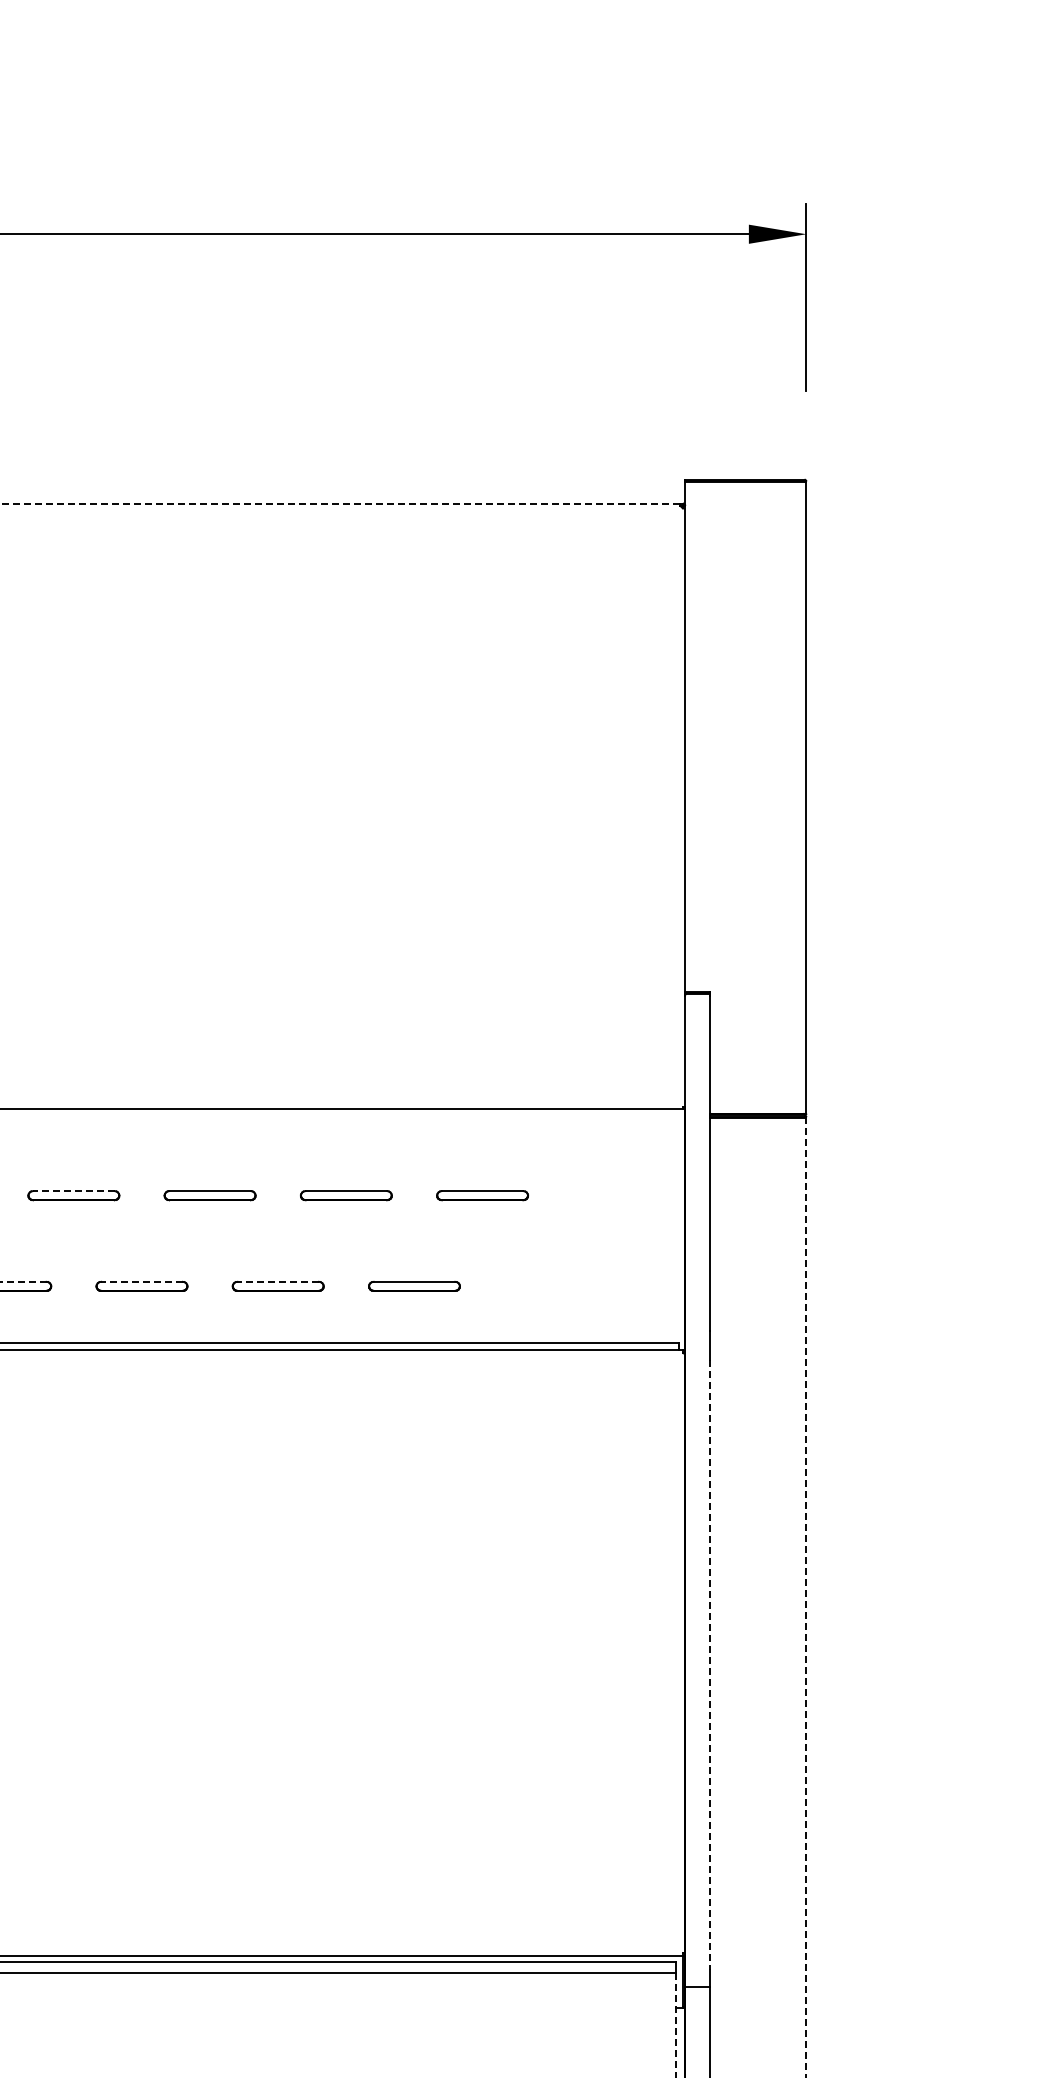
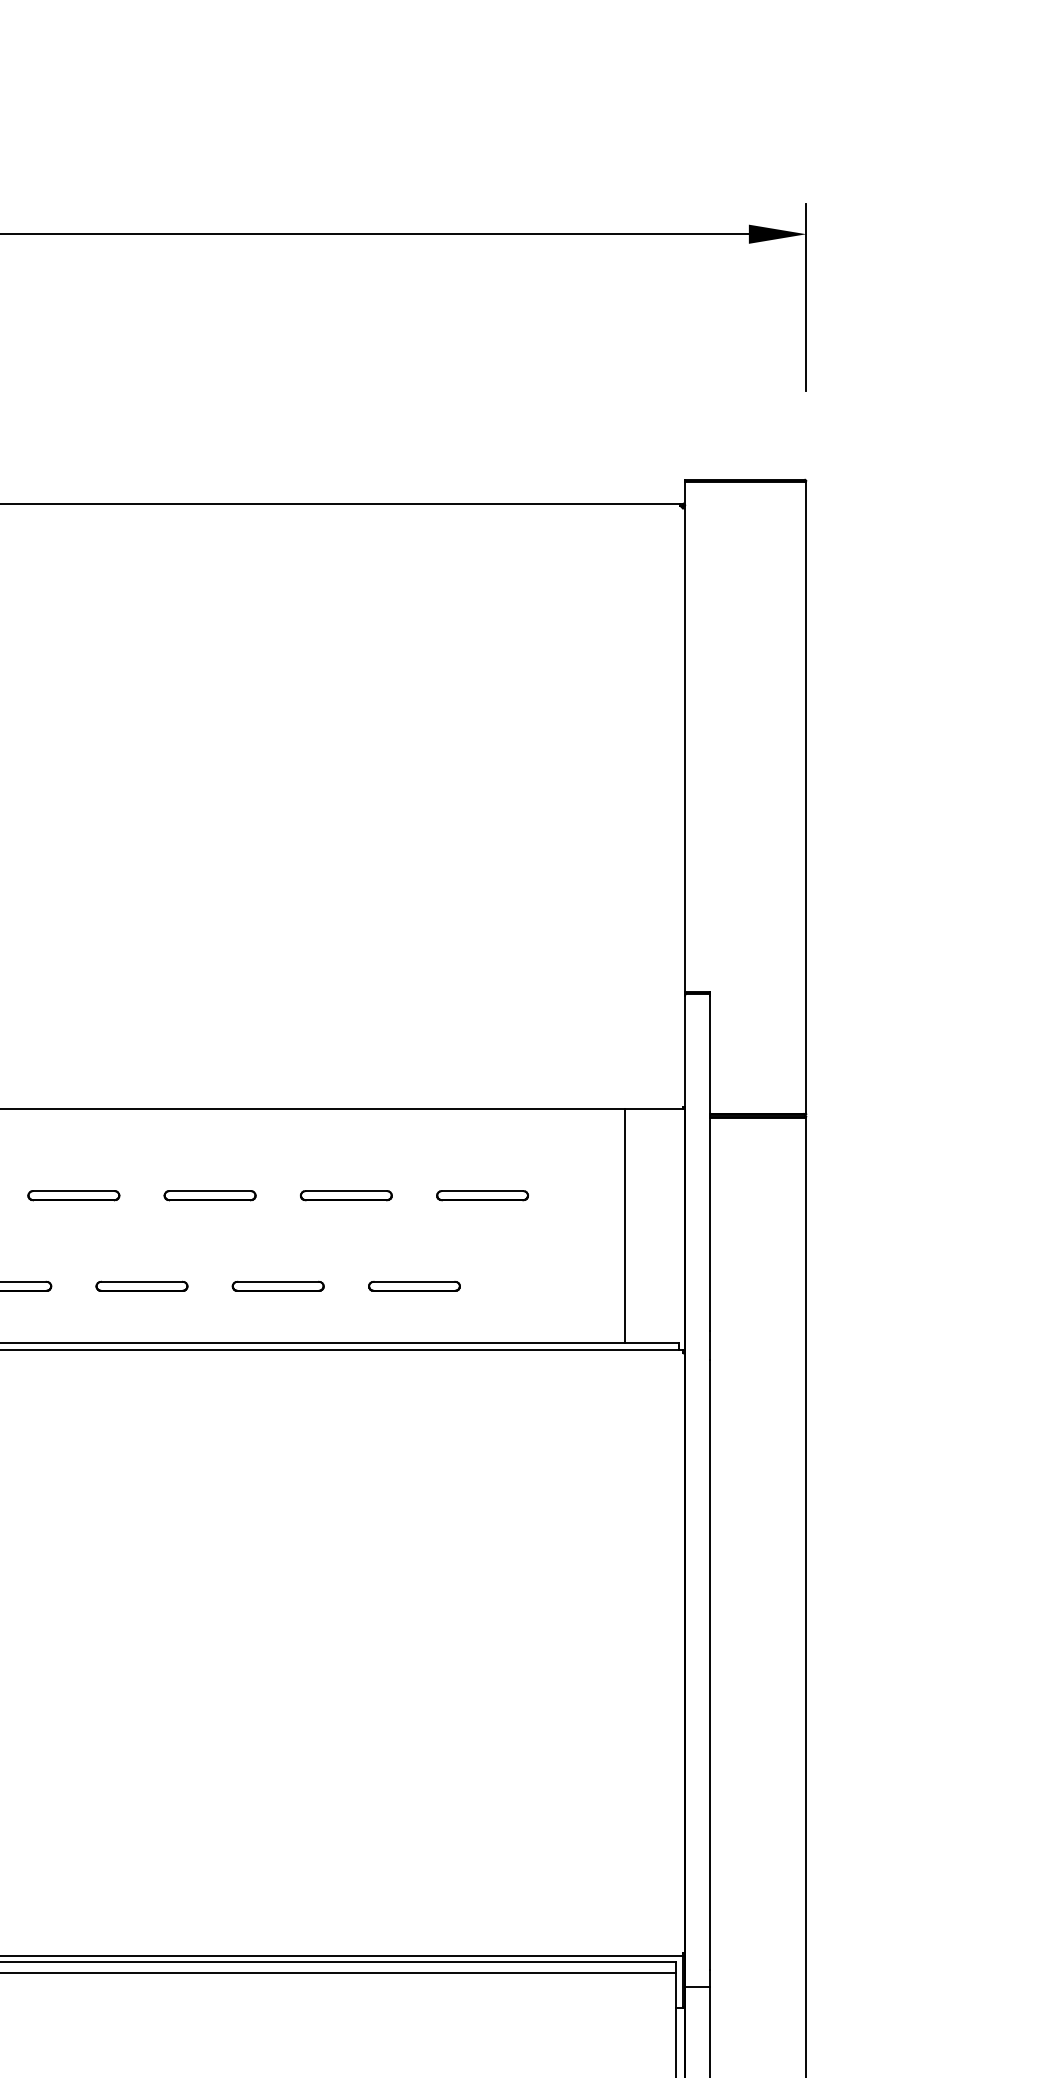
line: dashed -> solid (340, 503)
line: dashed -> solid (73, 1191)
line: none -> present (624, 1225)
line: dashed -> solid (23, 1281)
line: dashed -> solid (141, 1281)
line: dashed -> solid (278, 1281)
line: dashed -> solid (806, 1598)
line: dashed -> solid (709, 1665)
line: dashed -> solid (676, 2025)
